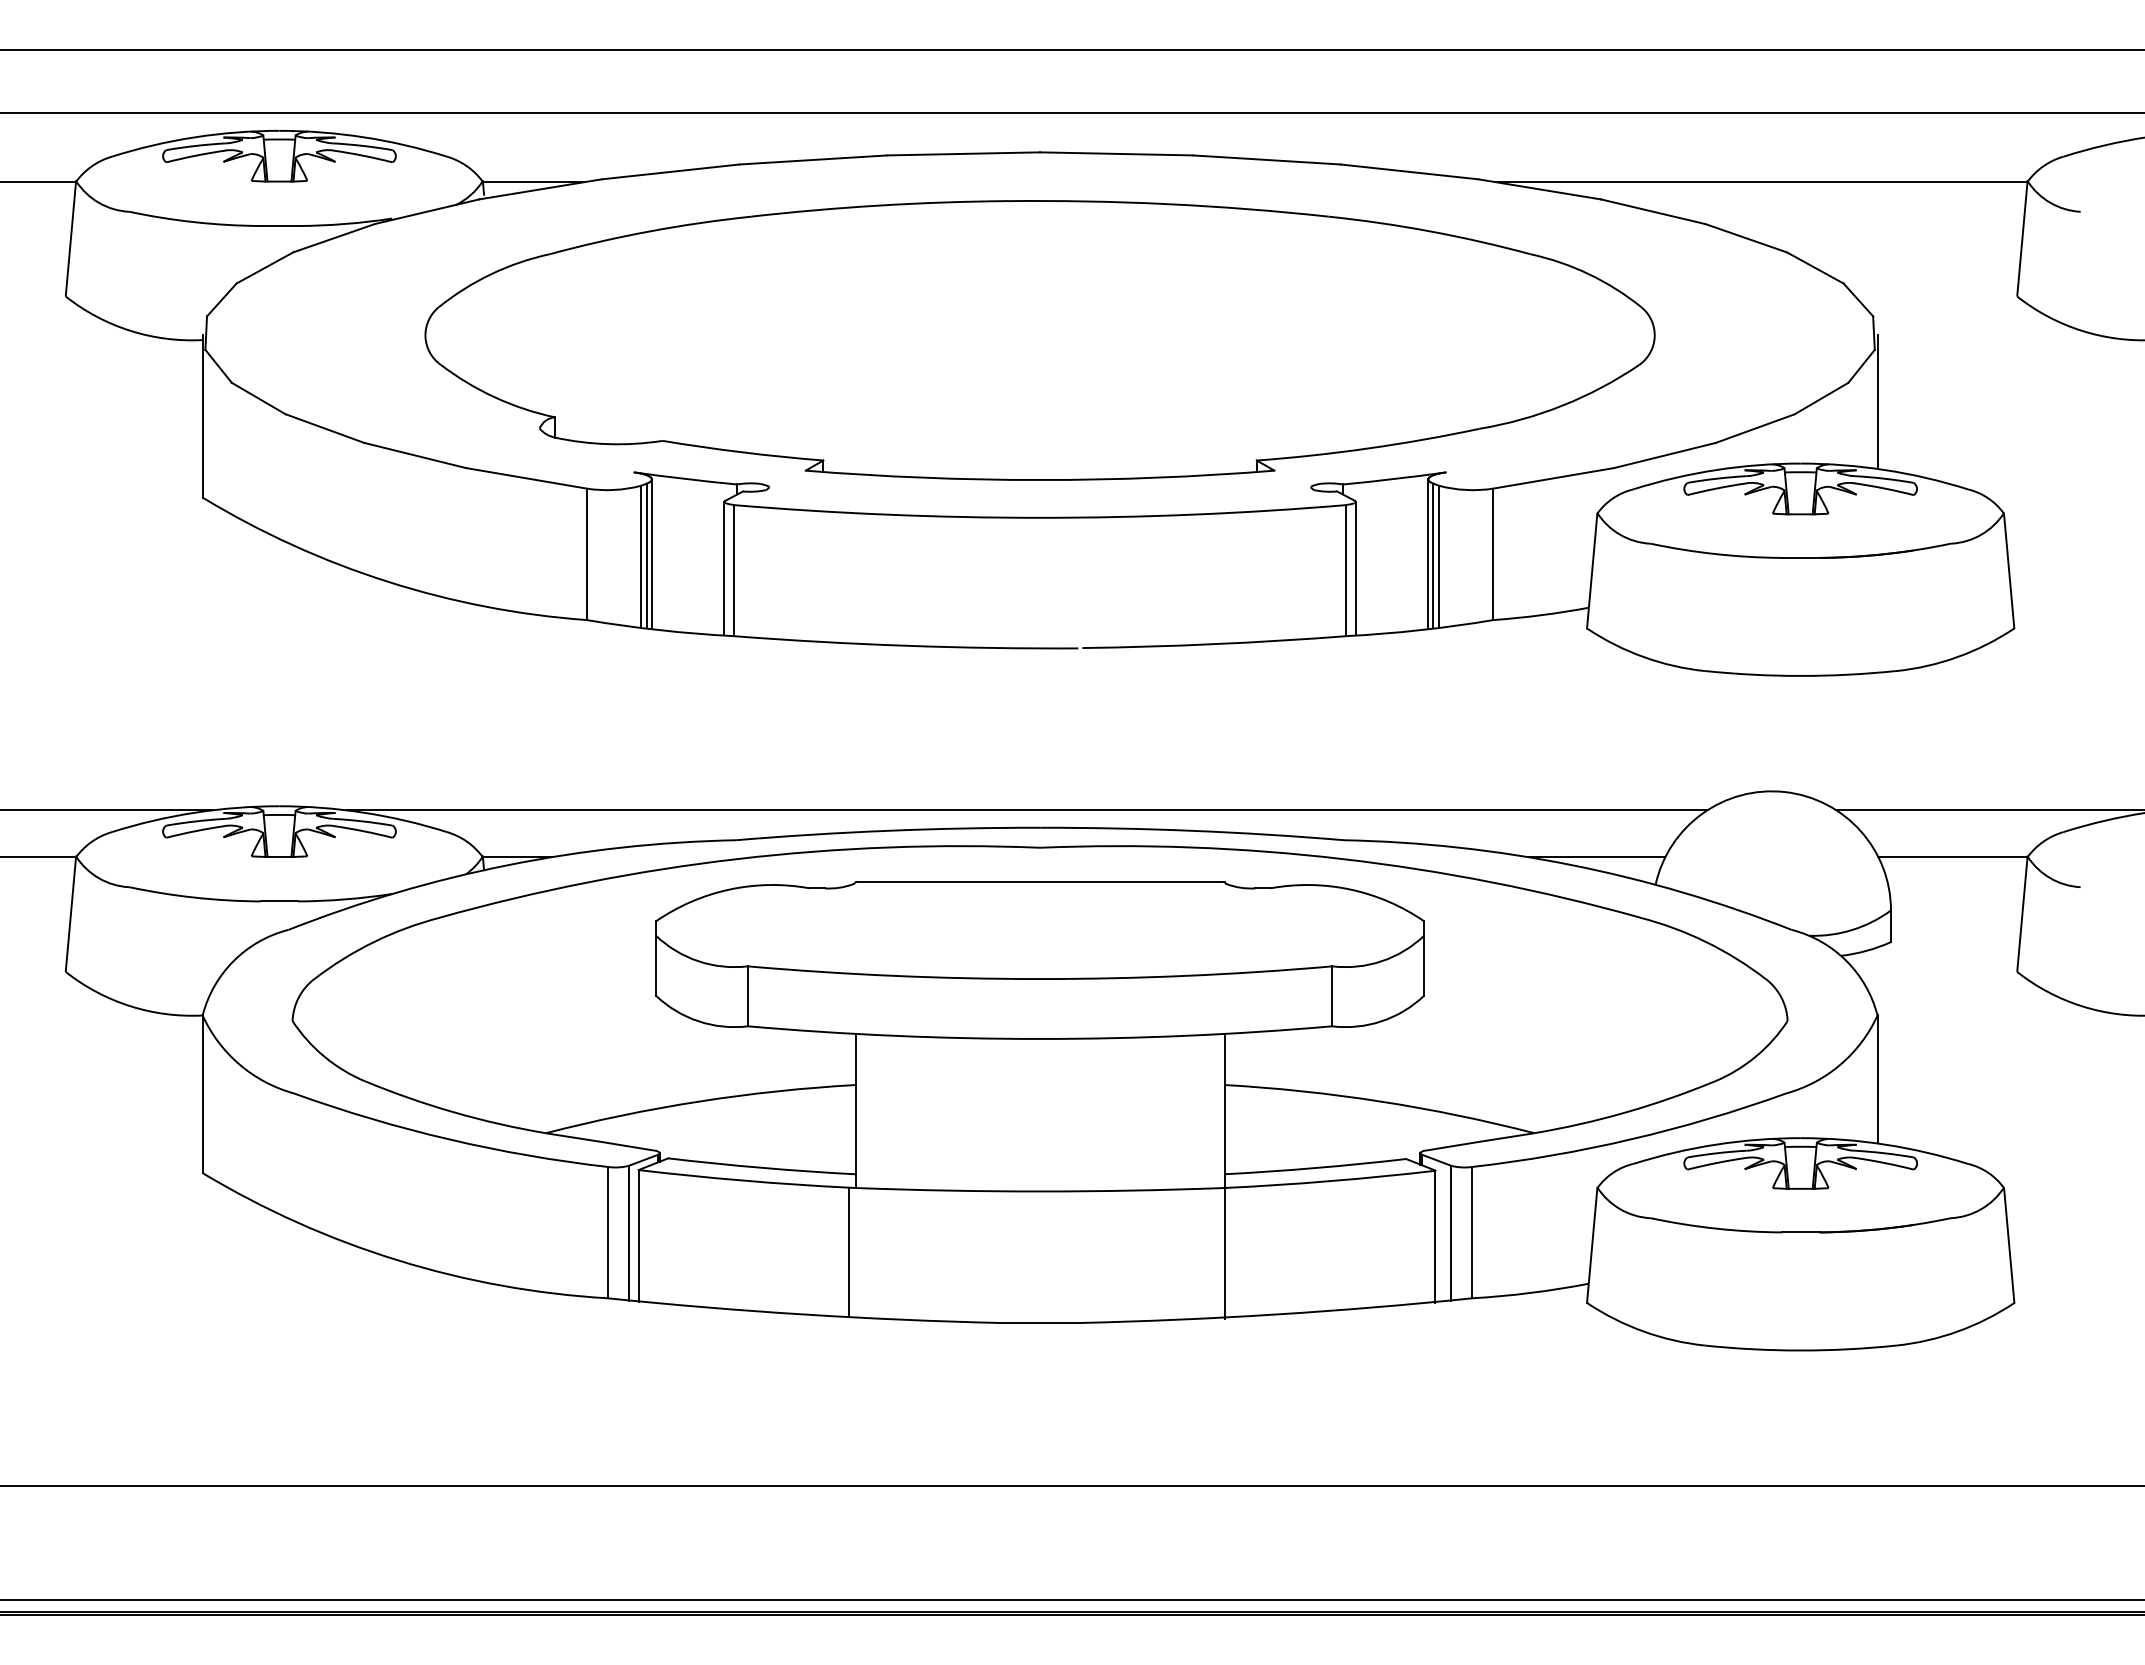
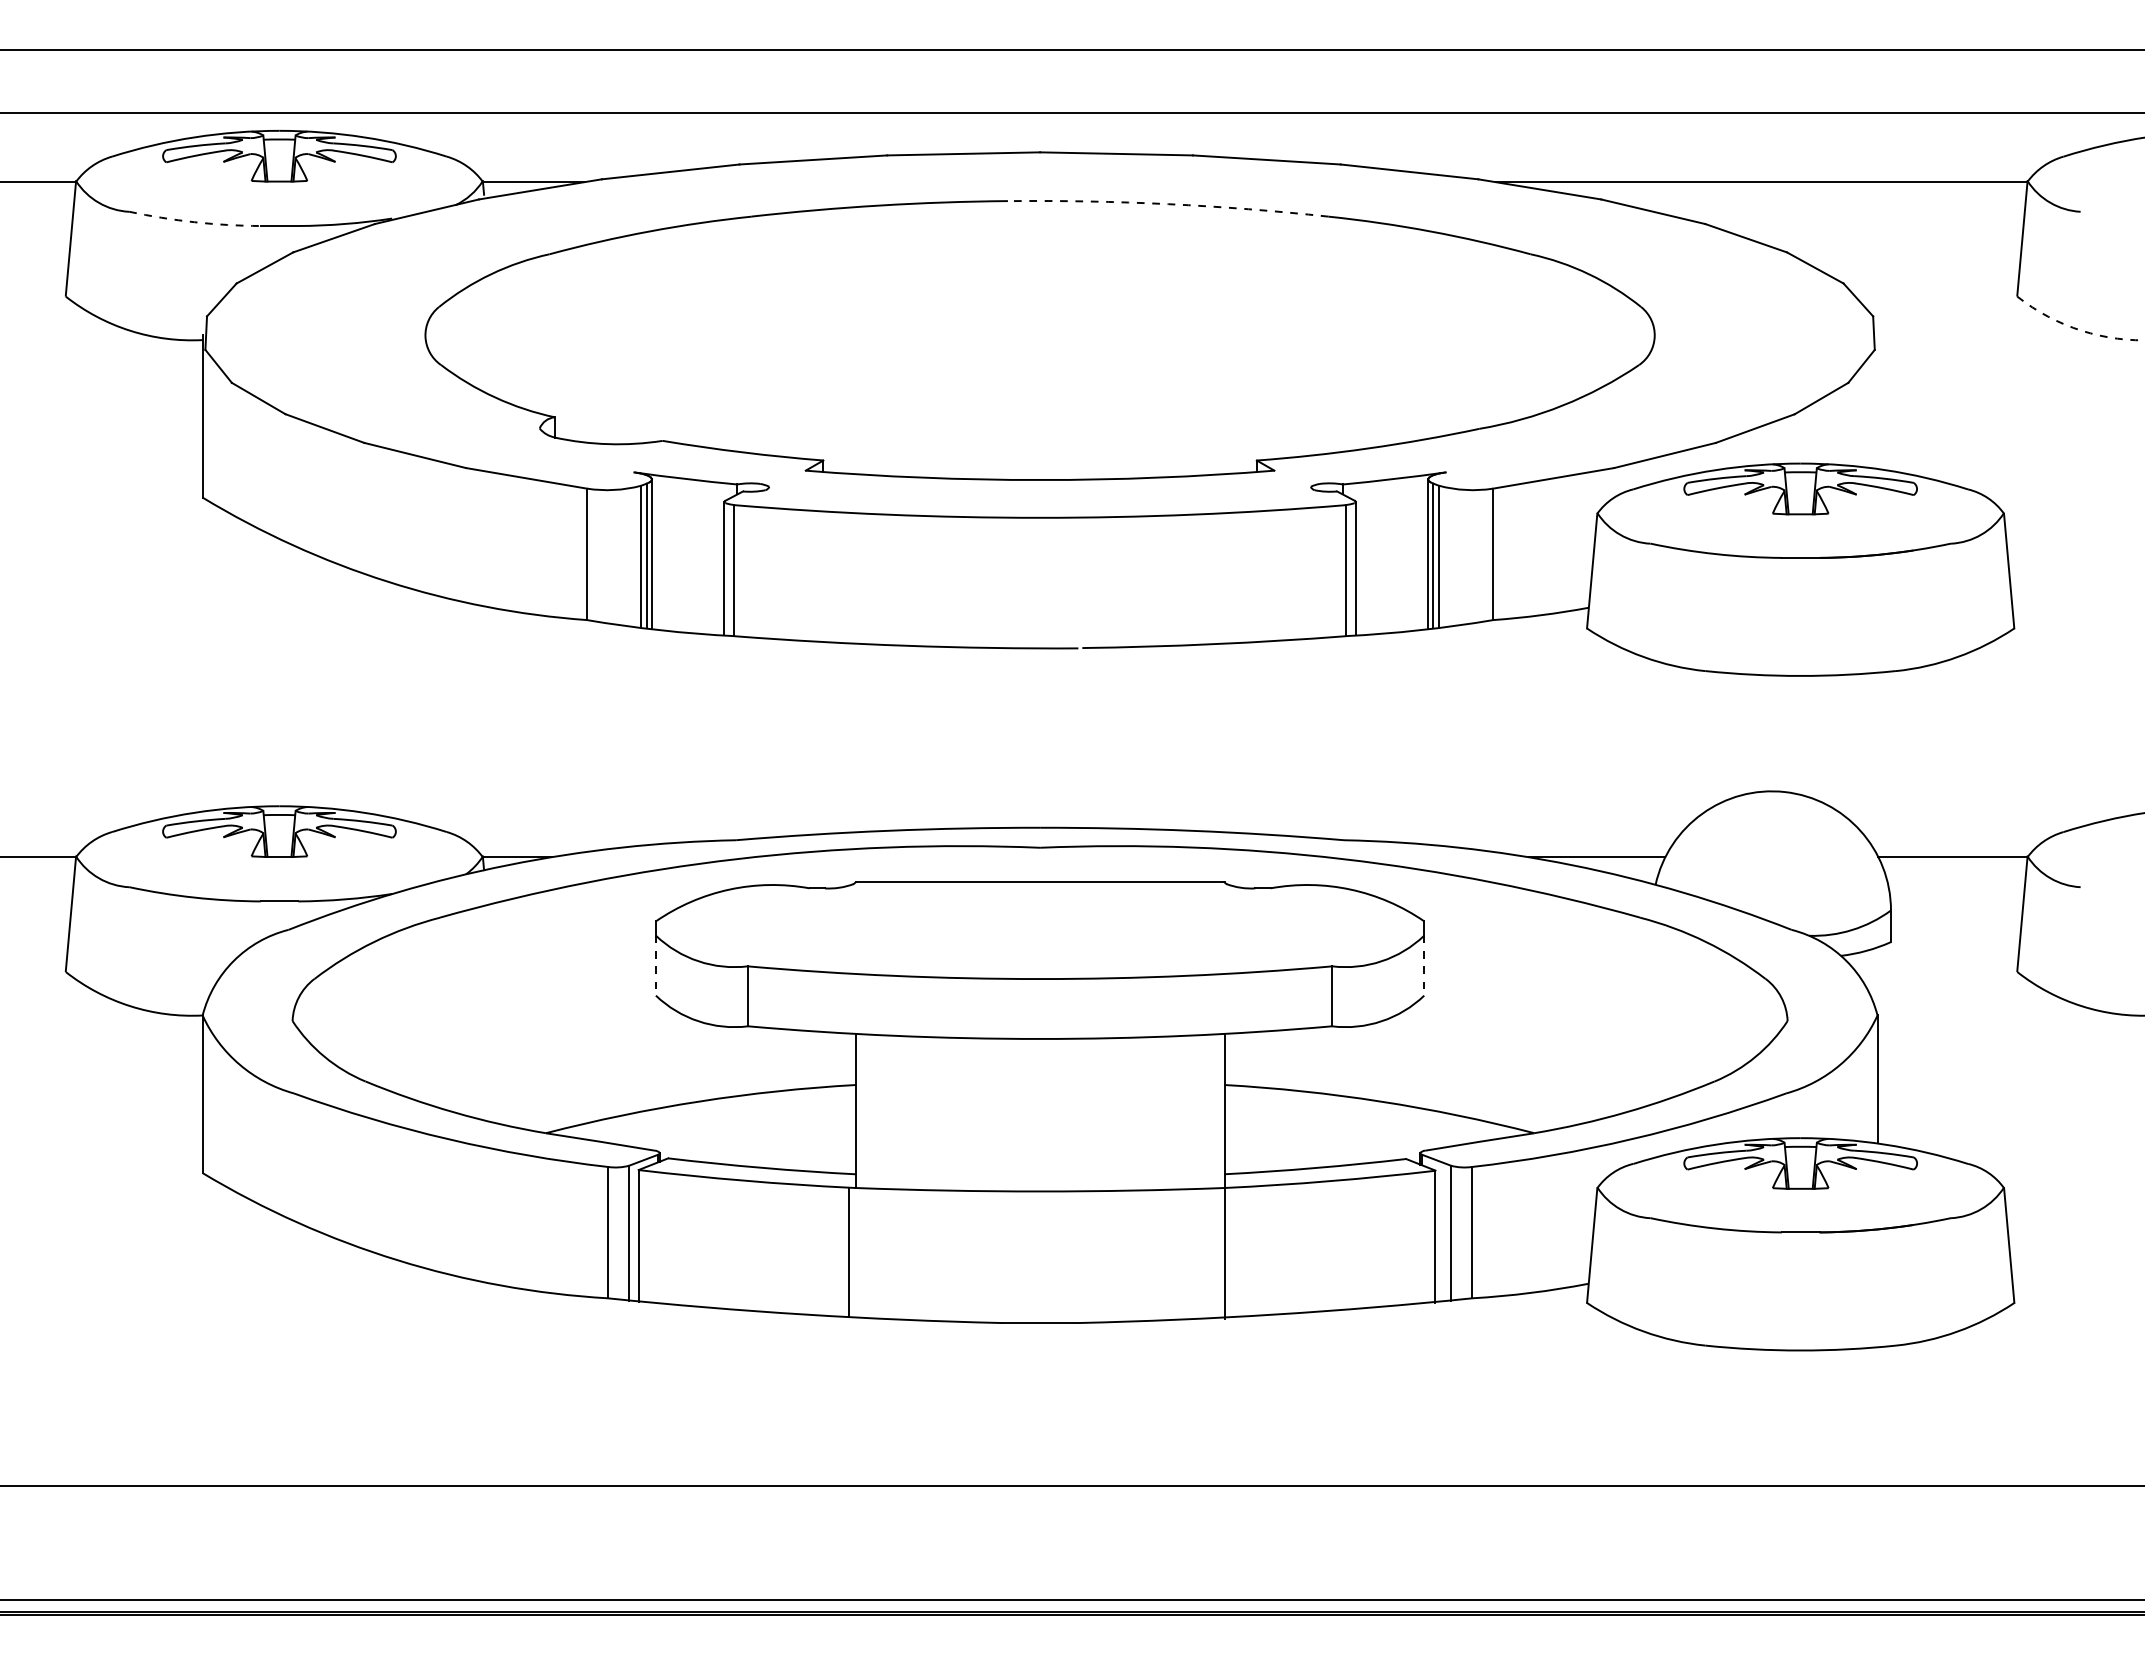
arc: solid -> dashed (1168, 204)
arc: solid -> dashed (194, 222)
arc: solid -> dashed (2078, 329)
line: present -> none (1877, 401)
line: present -> none (107, 810)
line: present -> none (1026, 810)
line: present -> none (1988, 810)
line: solid -> dashed (655, 966)
line: solid -> dashed (1424, 966)
